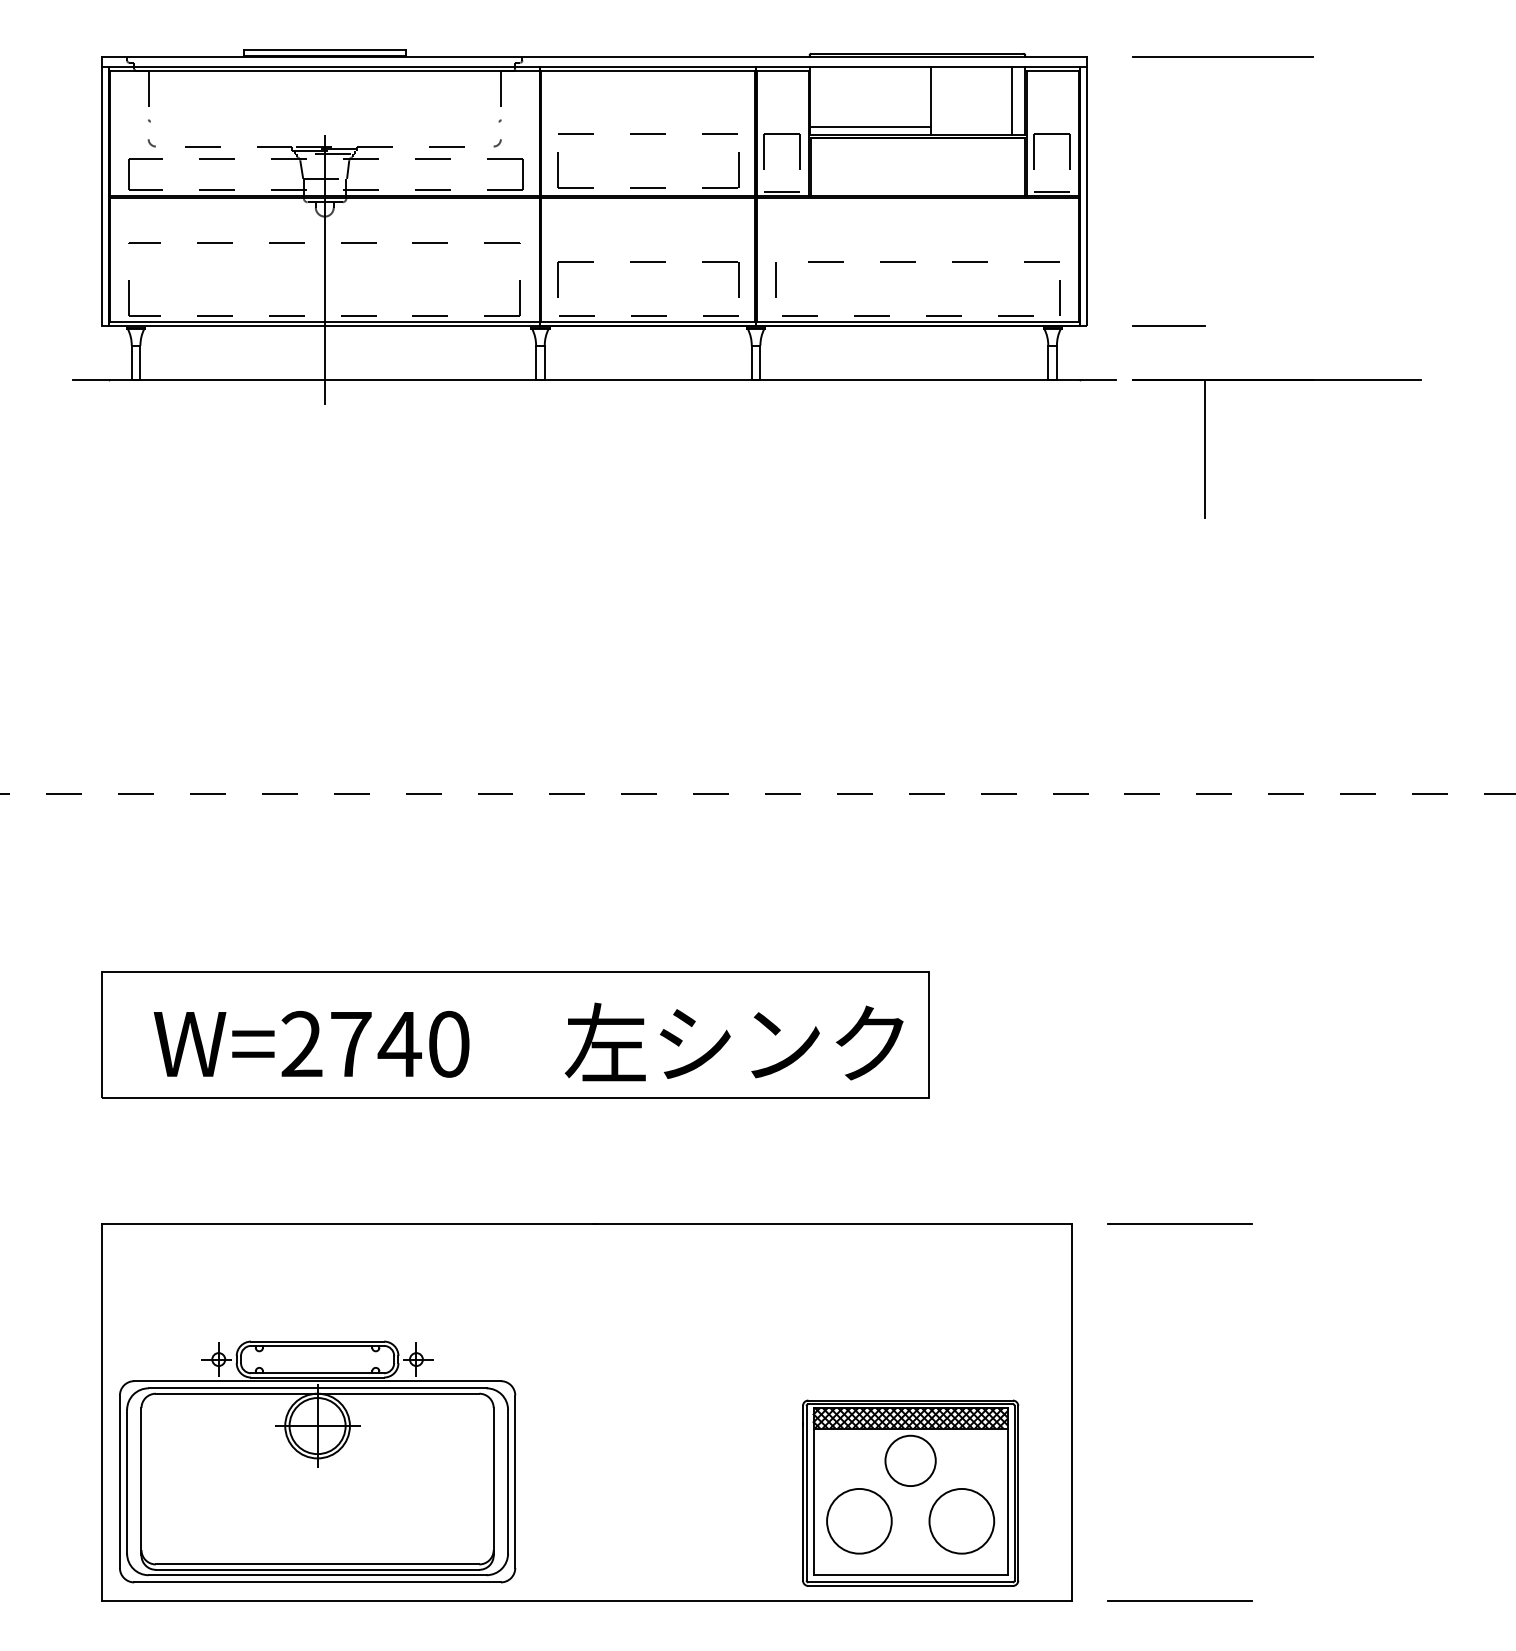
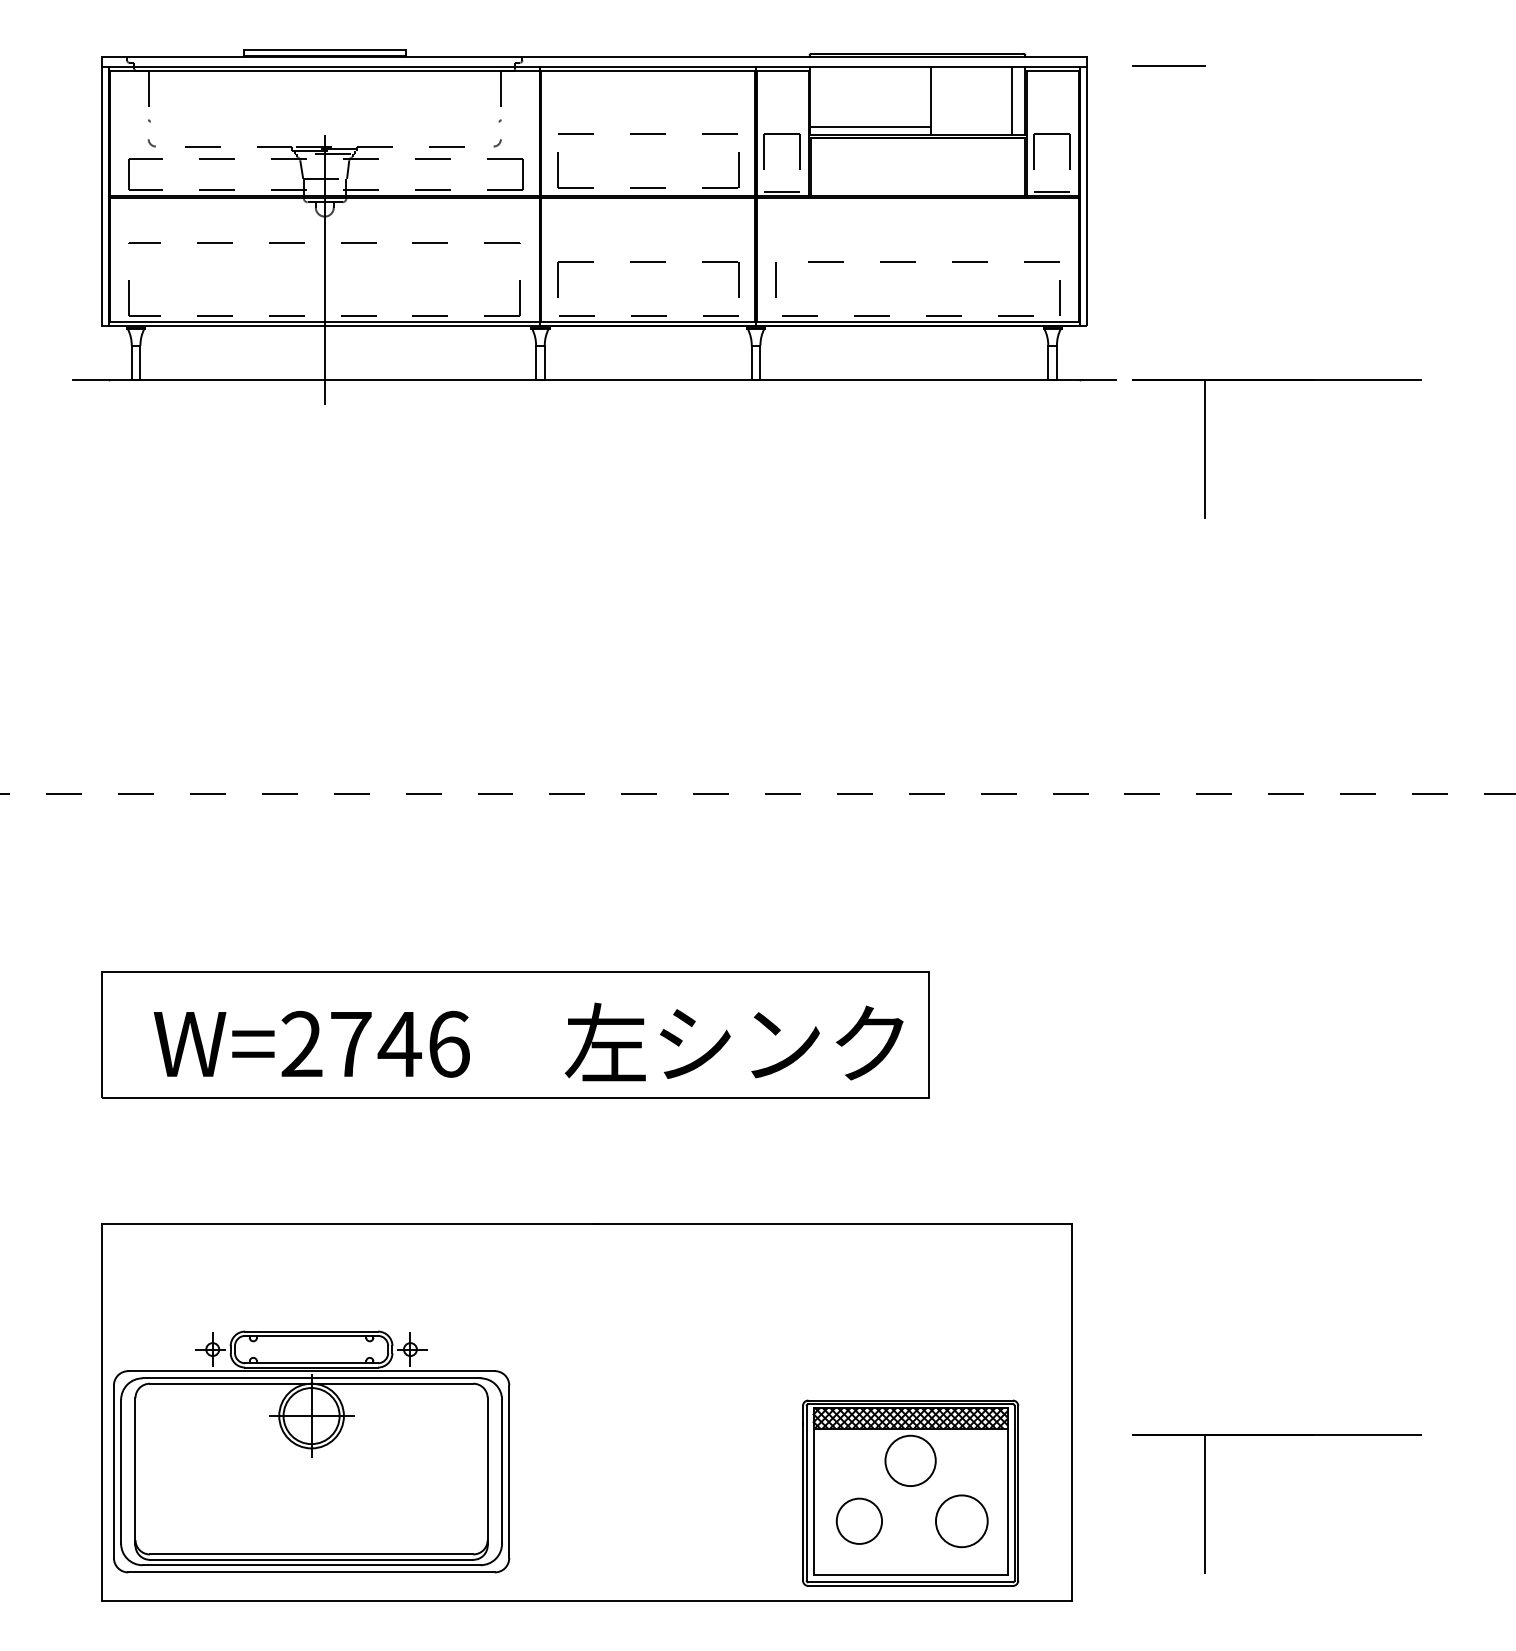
line: present -> none (1223, 56)
line position: (1168, 325) -> (1168, 65) (1168, 65)
text: W=2740 -> W=2746 (449, 1043)
line: present -> none (1180, 1224)
part: none -> present (1276, 1435)
part position: (317, 1461) -> (311, 1451) (311, 1451)
circle diameter: 65 px -> 45 px (859, 1520)
circle diameter: 65 px -> 52 px (961, 1521)
line: present -> none (1180, 1601)
